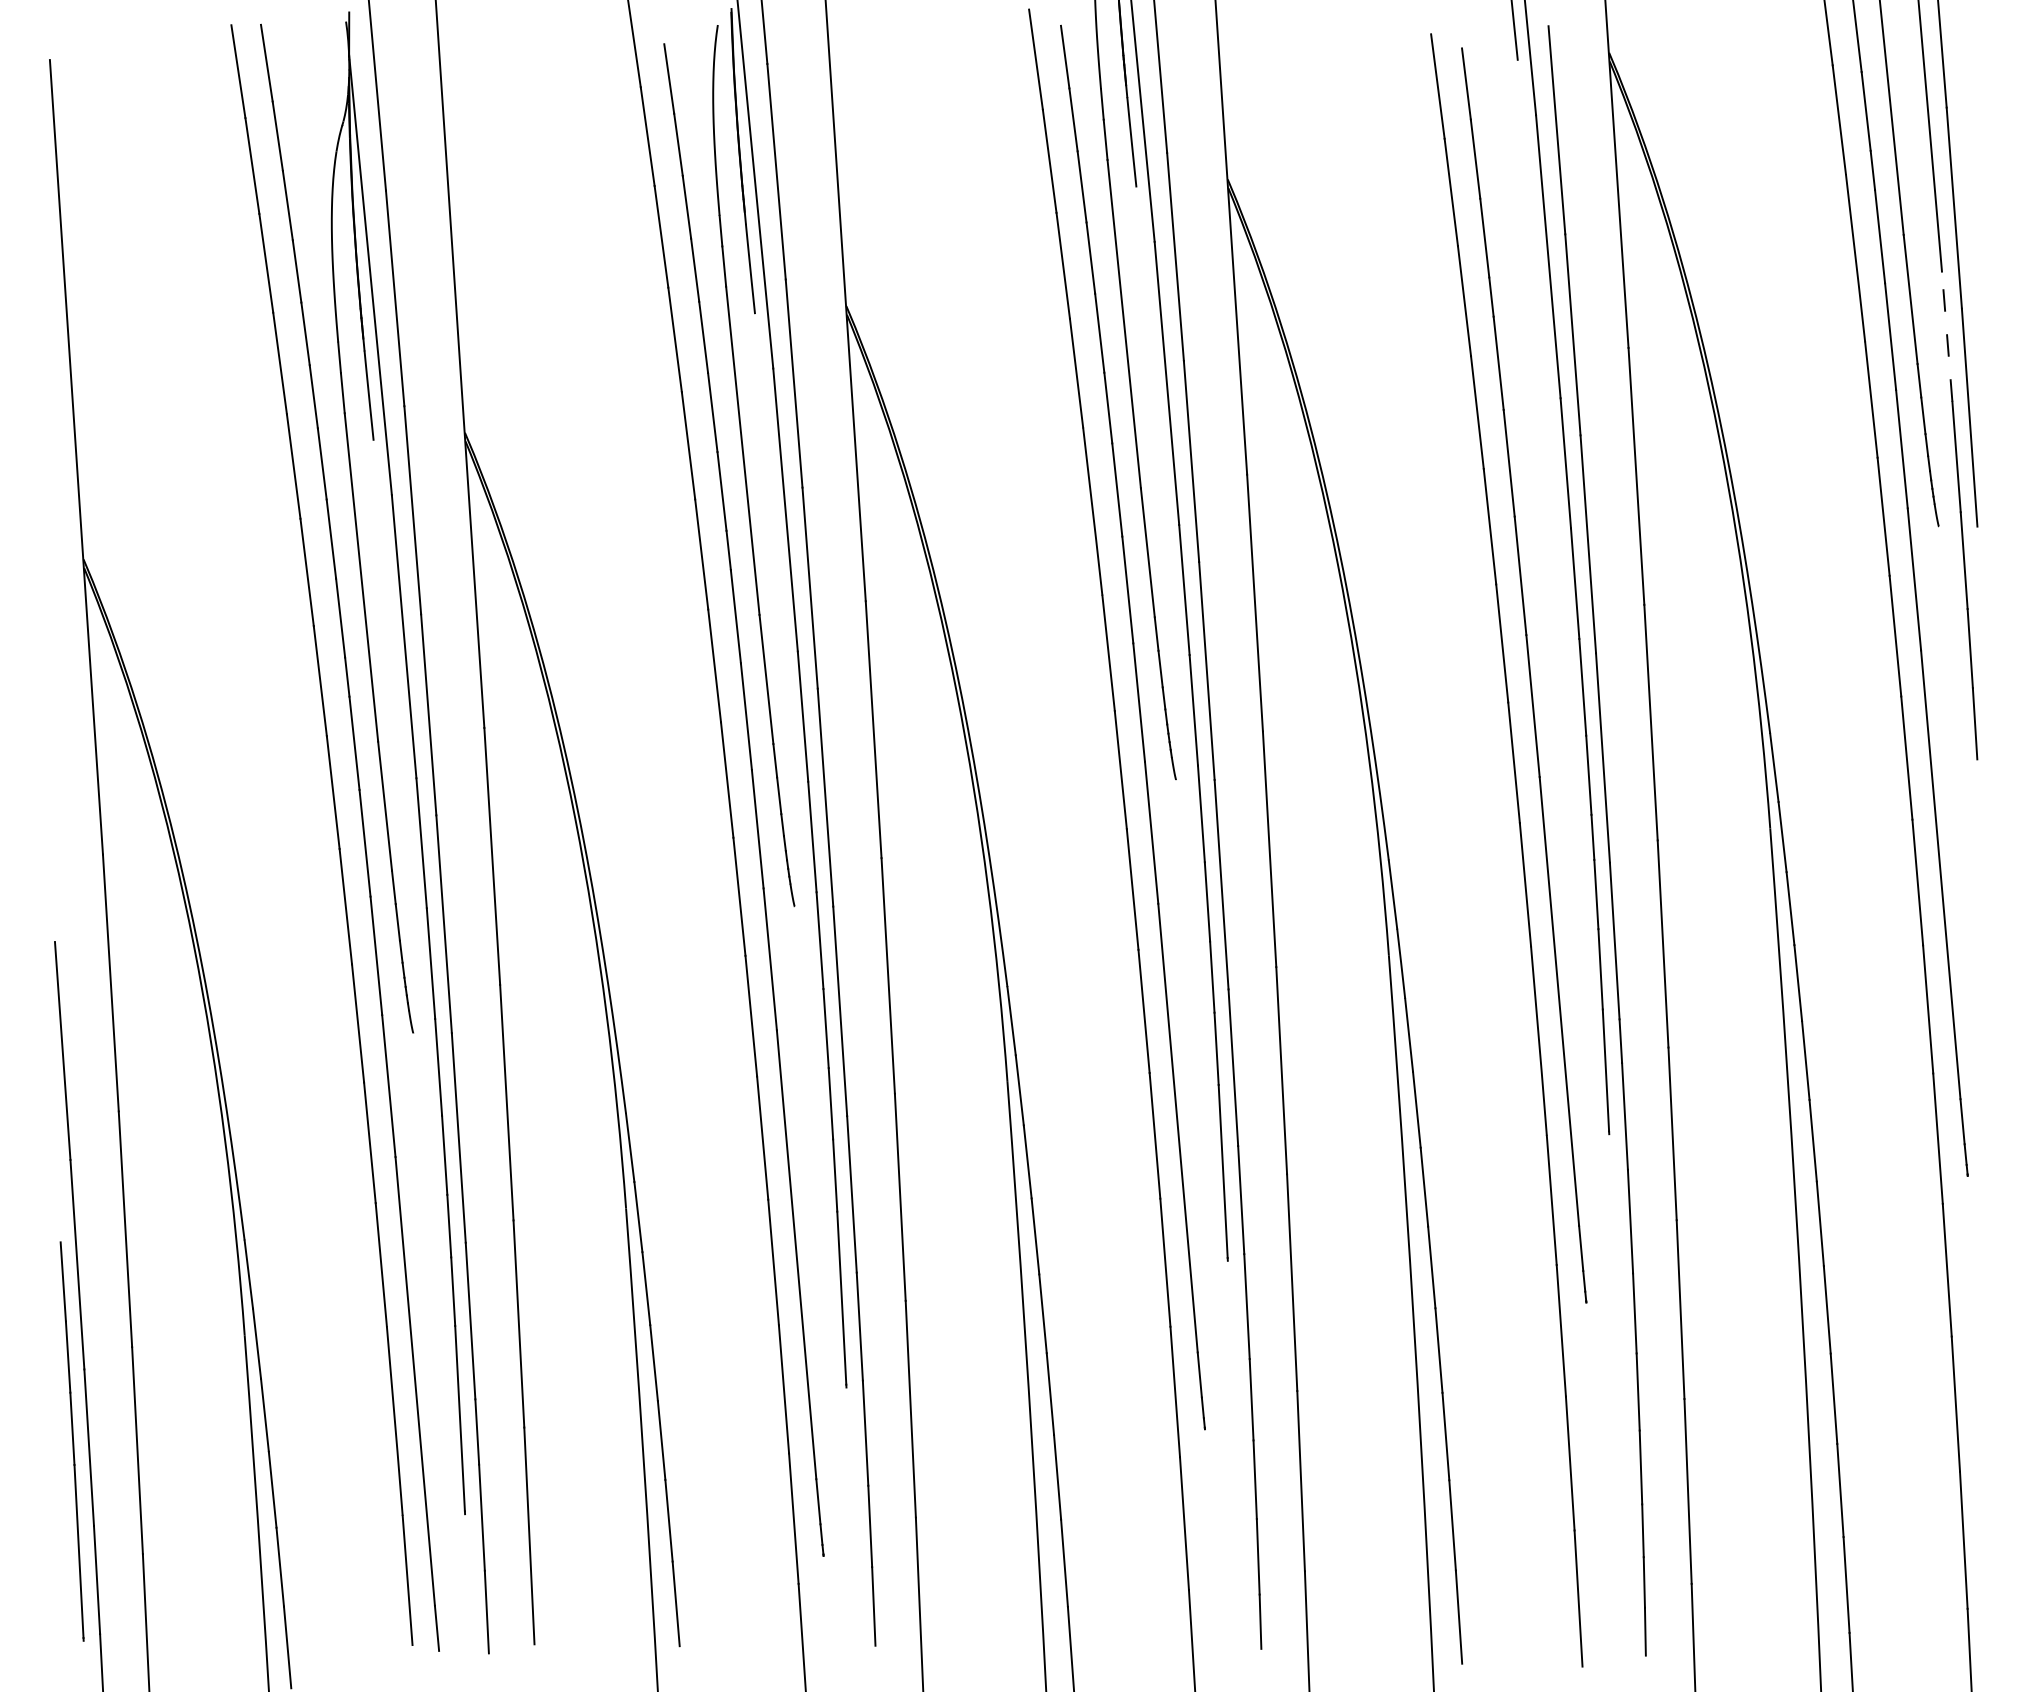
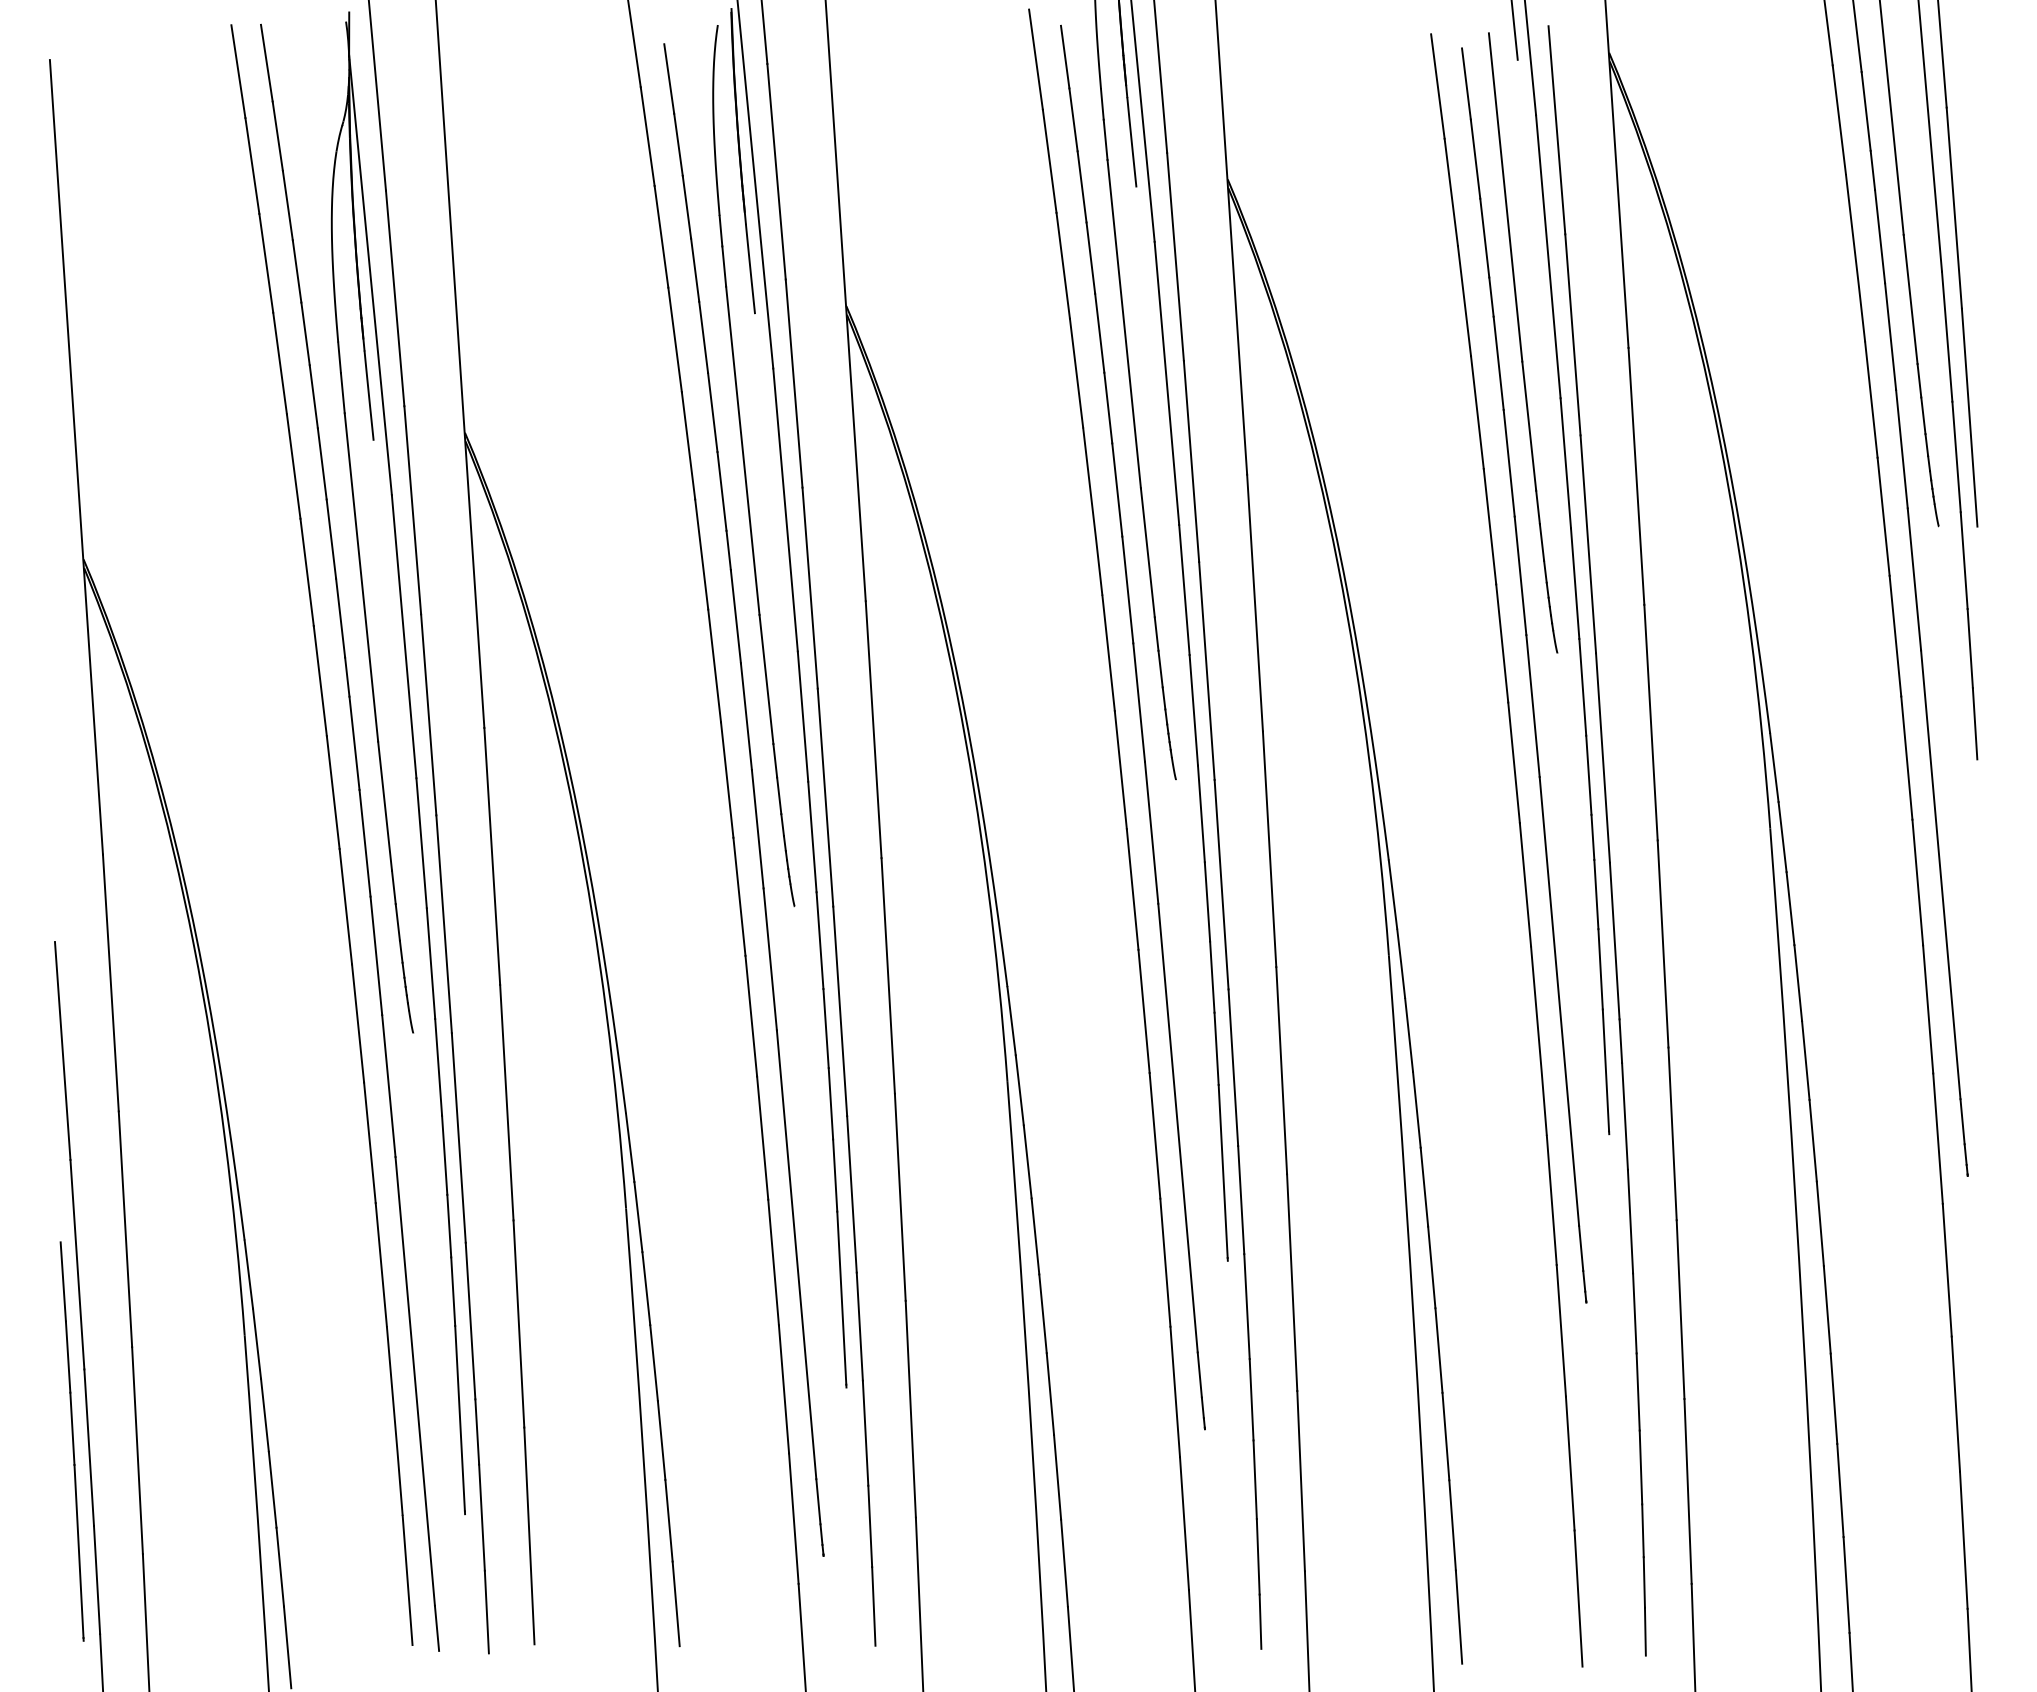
line: dashed -> solid (1947, 336)
part: none -> present (1523, 342)
